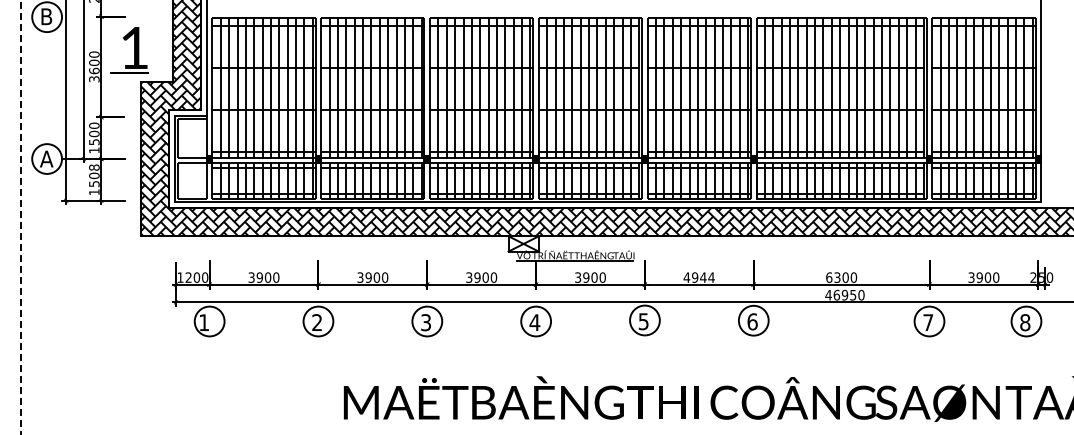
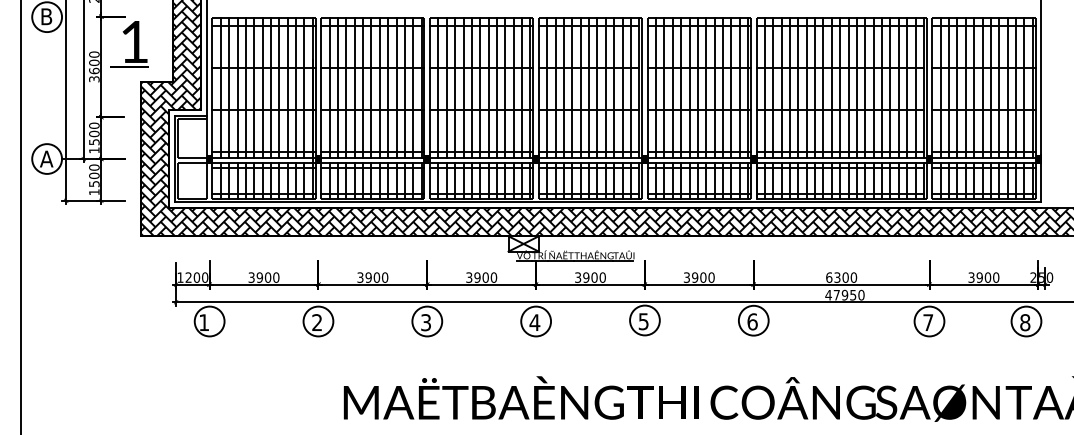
text position: (129, 50) -> (129, 44) (129, 44)
text: 1508 -> 1500 (94, 167)
line: dashed -> solid (21, 217)
text: 4944 -> 3900 (698, 277)
text: 46950 -> 47950 (836, 294)
